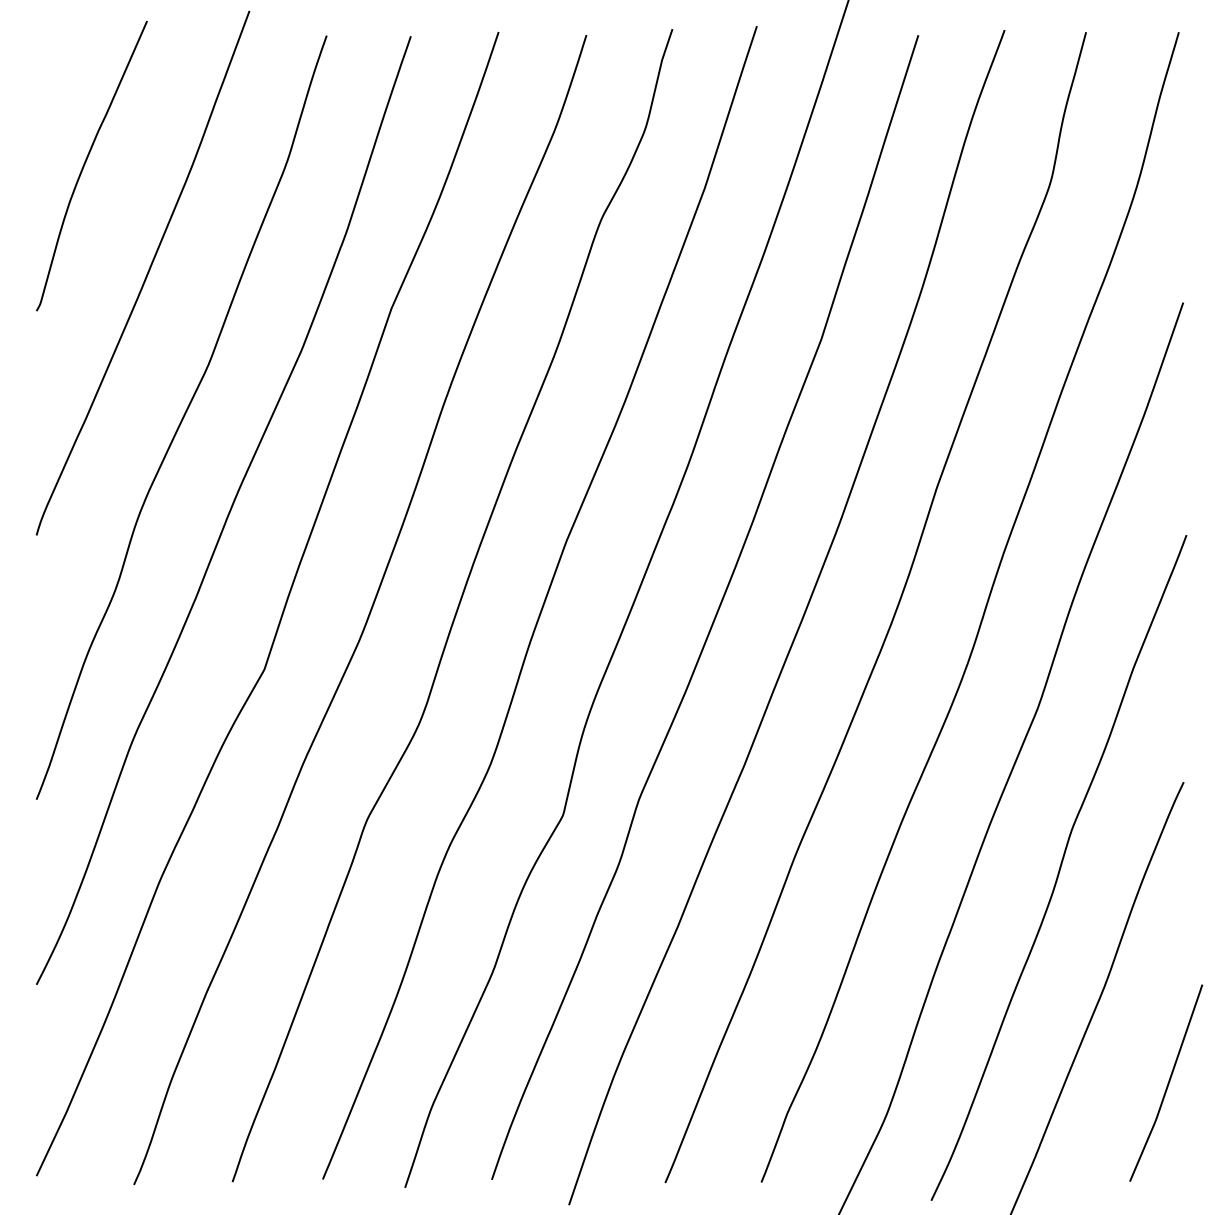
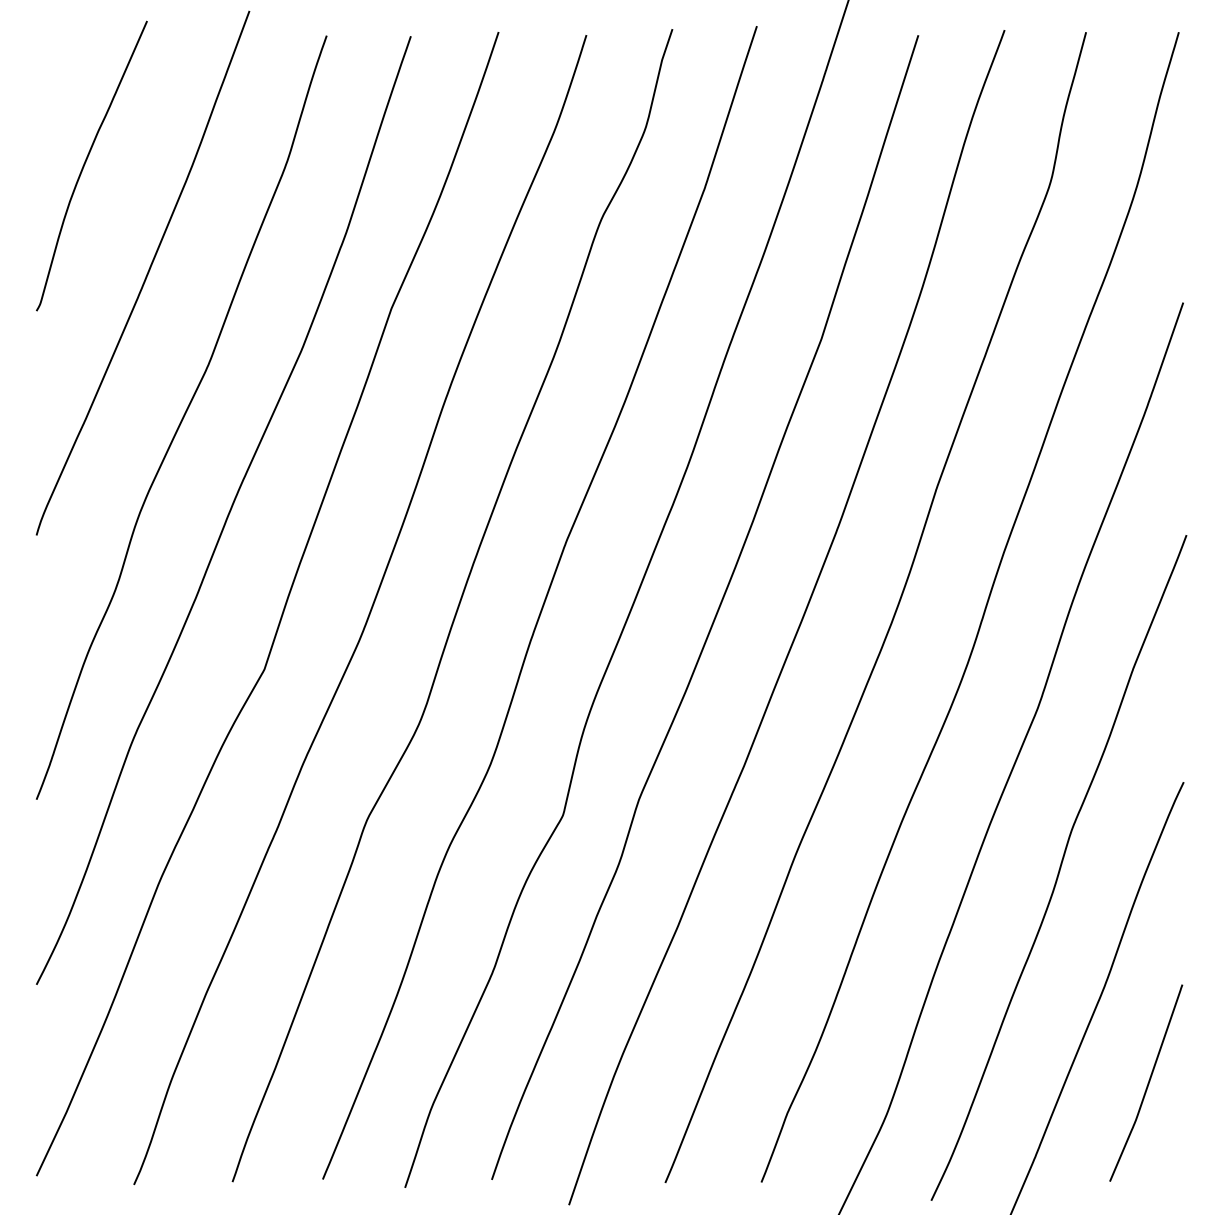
curve position: (1167, 1083) -> (1147, 1083) (1147, 1083)
